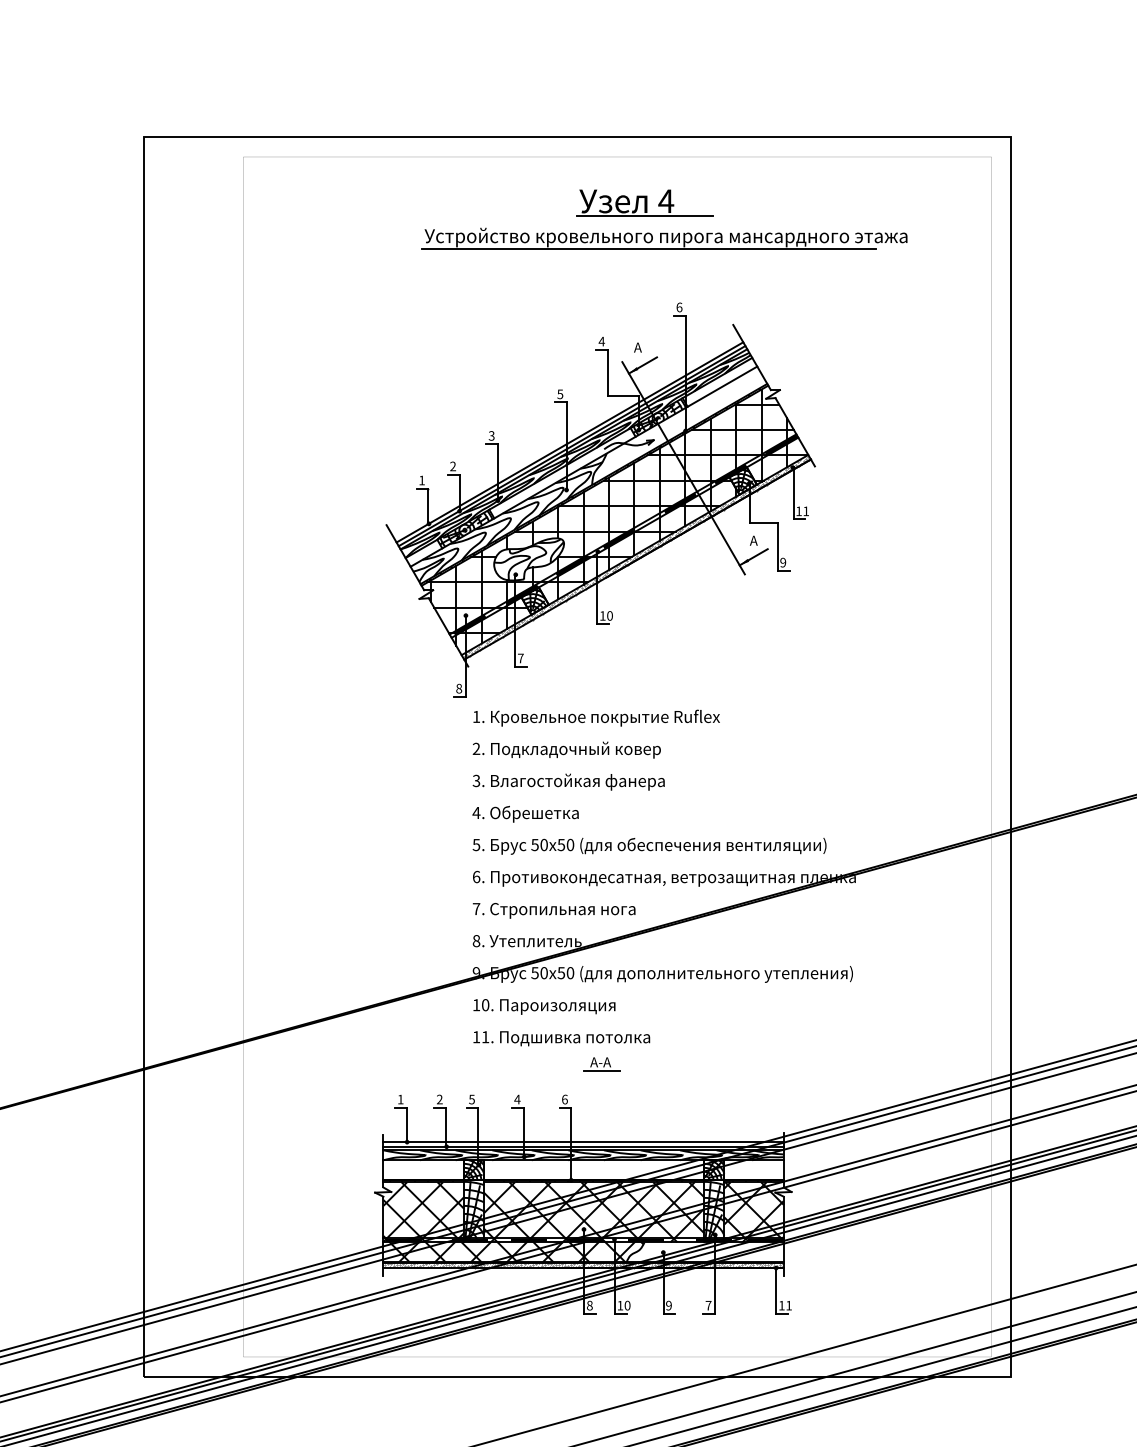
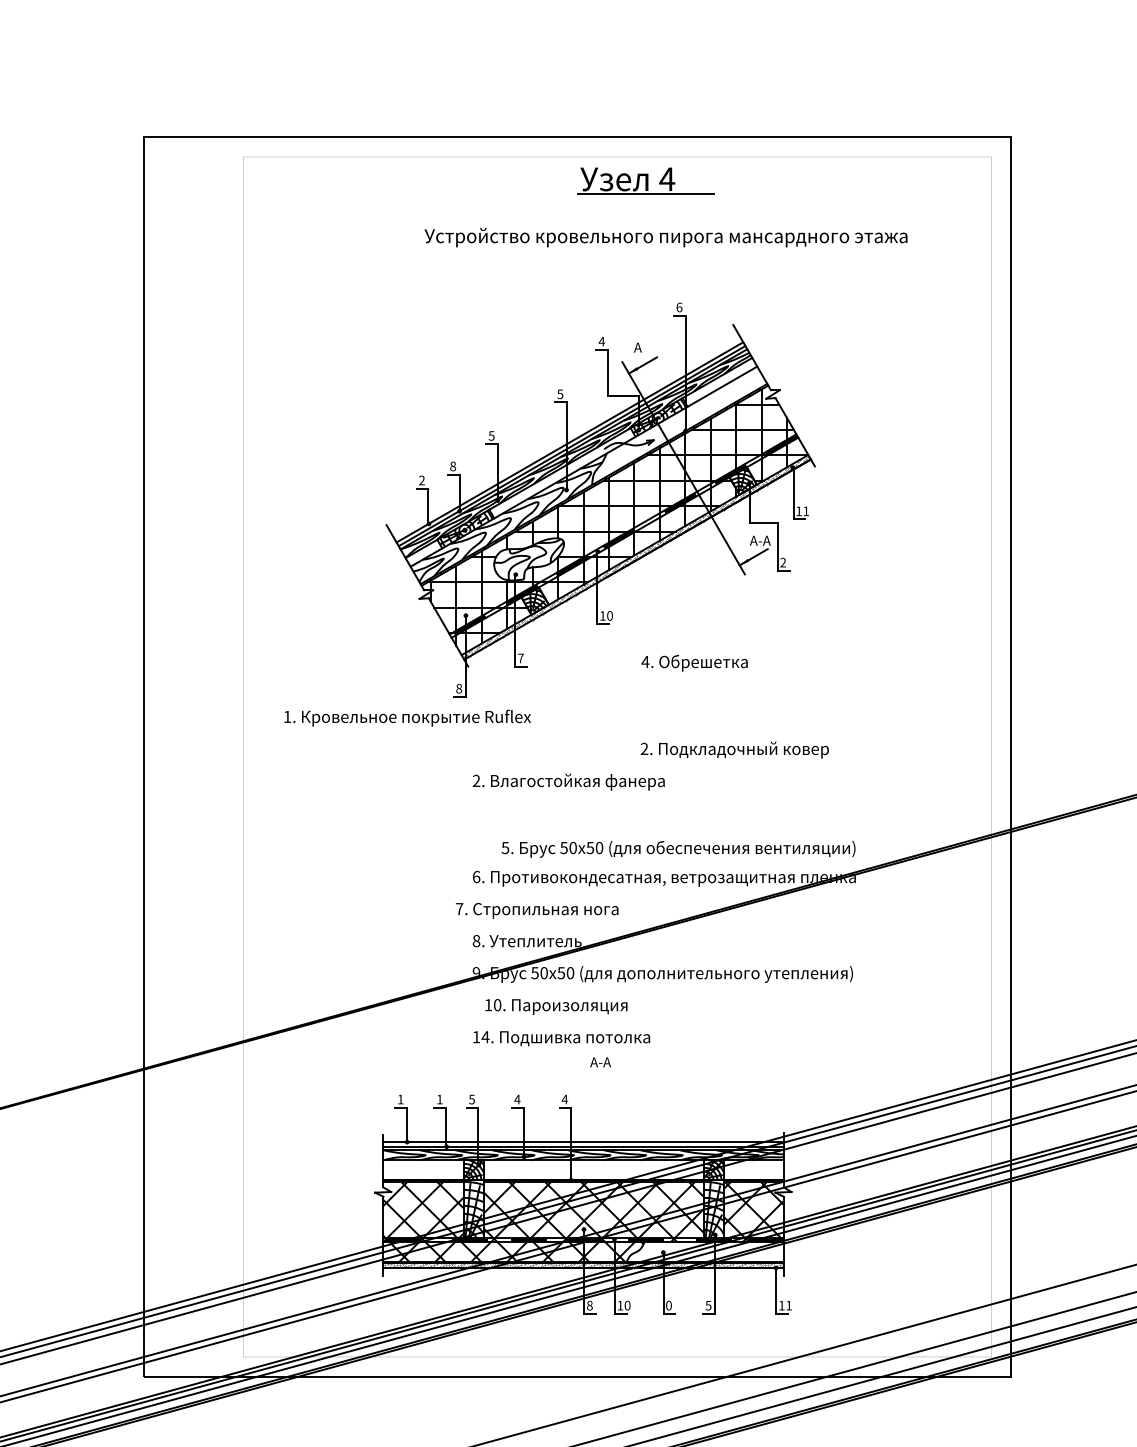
part position: (644, 202) -> (645, 180) (645, 180)
line: present -> none (648, 249)
text: 3 -> 5 (491, 435)
text: 2 -> 8 (453, 466)
text: 1 -> 2 (421, 480)
text: А -> А-А (764, 540)
text: 9 -> 2 (783, 562)
text position: (596, 717) -> (407, 717) (407, 717)
text position: (566, 749) -> (734, 749) (734, 749)
text: 3. -> 2. (476, 781)
text position: (525, 813) -> (694, 662) (694, 662)
text position: (649, 845) -> (678, 848) (678, 848)
text position: (553, 910) -> (536, 910) (536, 910)
text position: (544, 1006) -> (556, 1006) (556, 1006)
text: 11. -> 14. (485, 1037)
line: present -> none (602, 1071)
text: 2 -> 1 (439, 1099)
text: 6 -> 4 (564, 1099)
text: 9 -> 0 (668, 1305)
text: 7 -> 5 (708, 1305)
